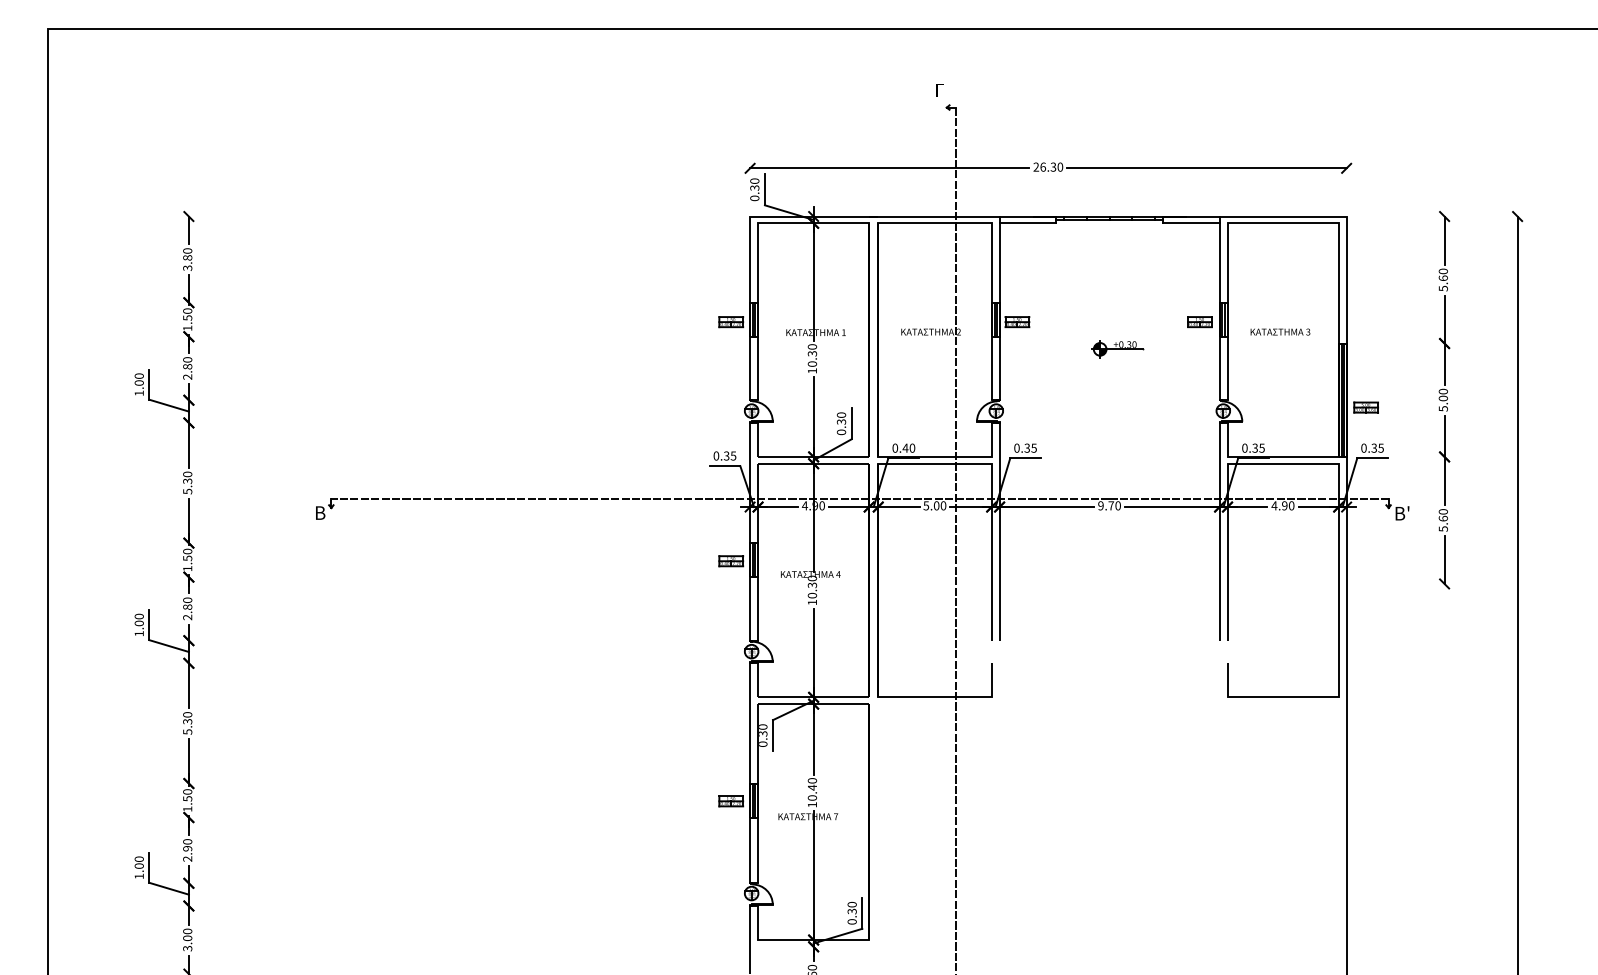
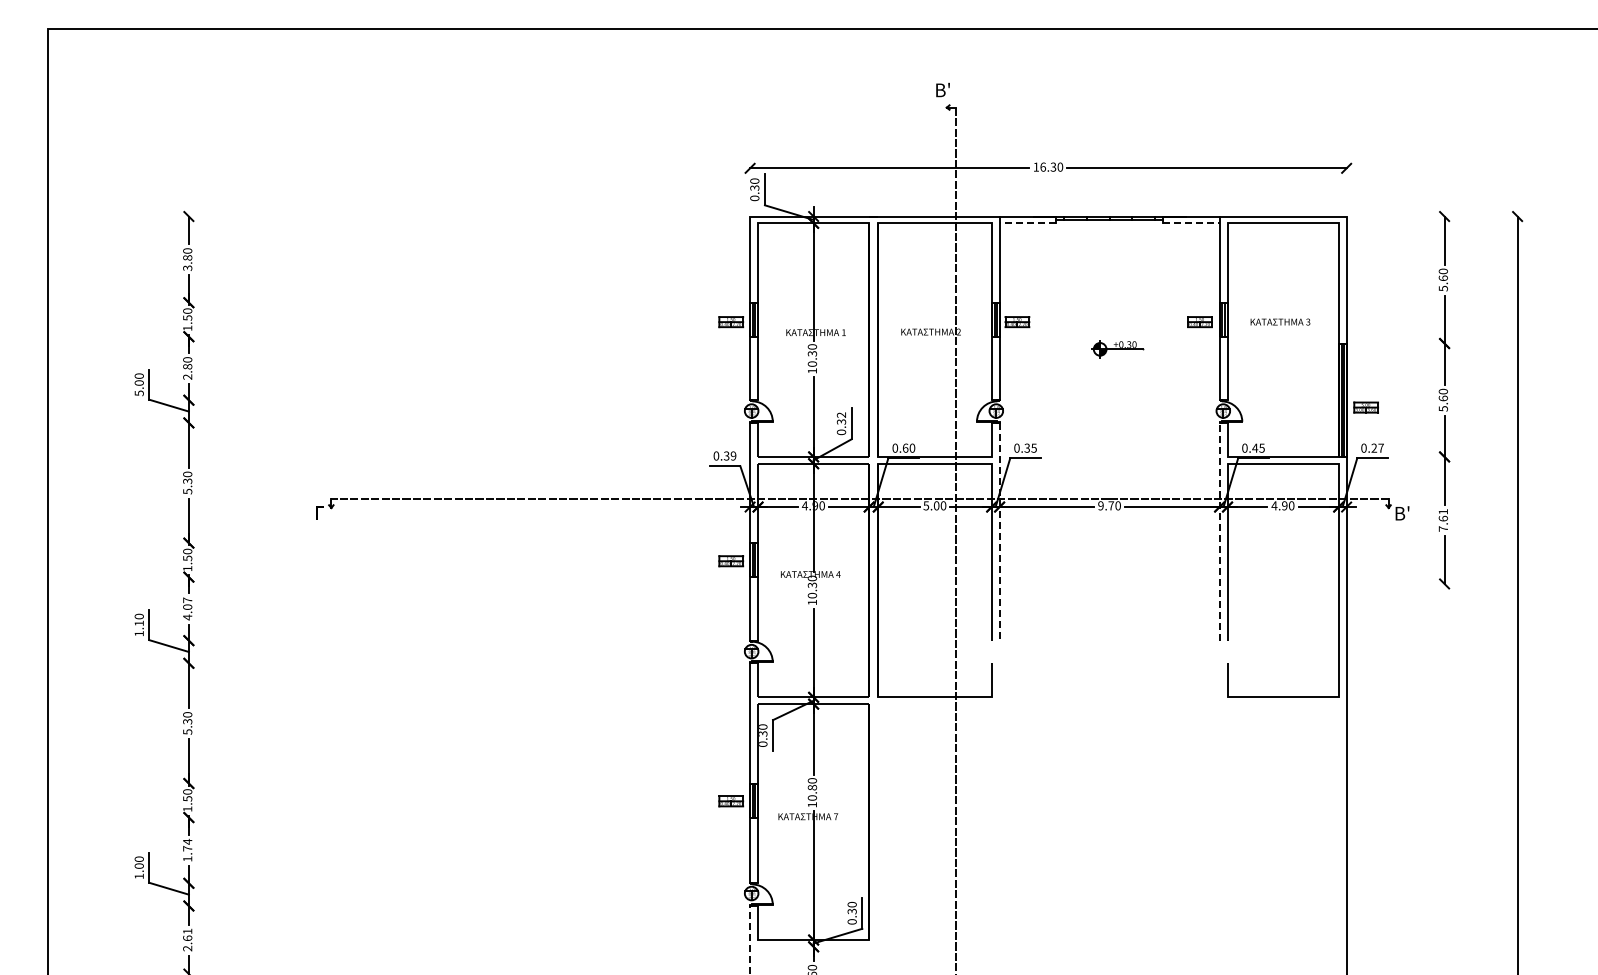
text: Γ -> B' (942, 89)
text: 26.30 -> 16.30 (1036, 166)
line: solid -> dashed (1027, 223)
line: solid -> dashed (1191, 223)
text position: (1280, 331) -> (1280, 321) (1280, 321)
text: 1.00 -> 5.00 (138, 393)
text: 5.00 -> 5.60 (1442, 398)
text: 0.30 -> 0.32 (841, 414)
text: 0.40 -> 0.60 (905, 447)
text: 0.35 -> 0.45 (1255, 447)
text: 0.35 -> 0.27 (1377, 447)
text: 0.35 -> 0.39 (733, 455)
text: B -> Γ (320, 512)
text: 5.60 -> 7.61 (1442, 520)
line: solid -> dashed (999, 531)
line: solid -> dashed (1219, 531)
text: 2.80 -> 4.07 (187, 608)
text: 1.00 -> 1.10 (138, 623)
text: 10.40 -> 10.80 (812, 787)
text: 2.90 -> 1.74 (187, 849)
text: 3.00 -> 2.61 (187, 939)
line: solid -> dashed (750, 939)
